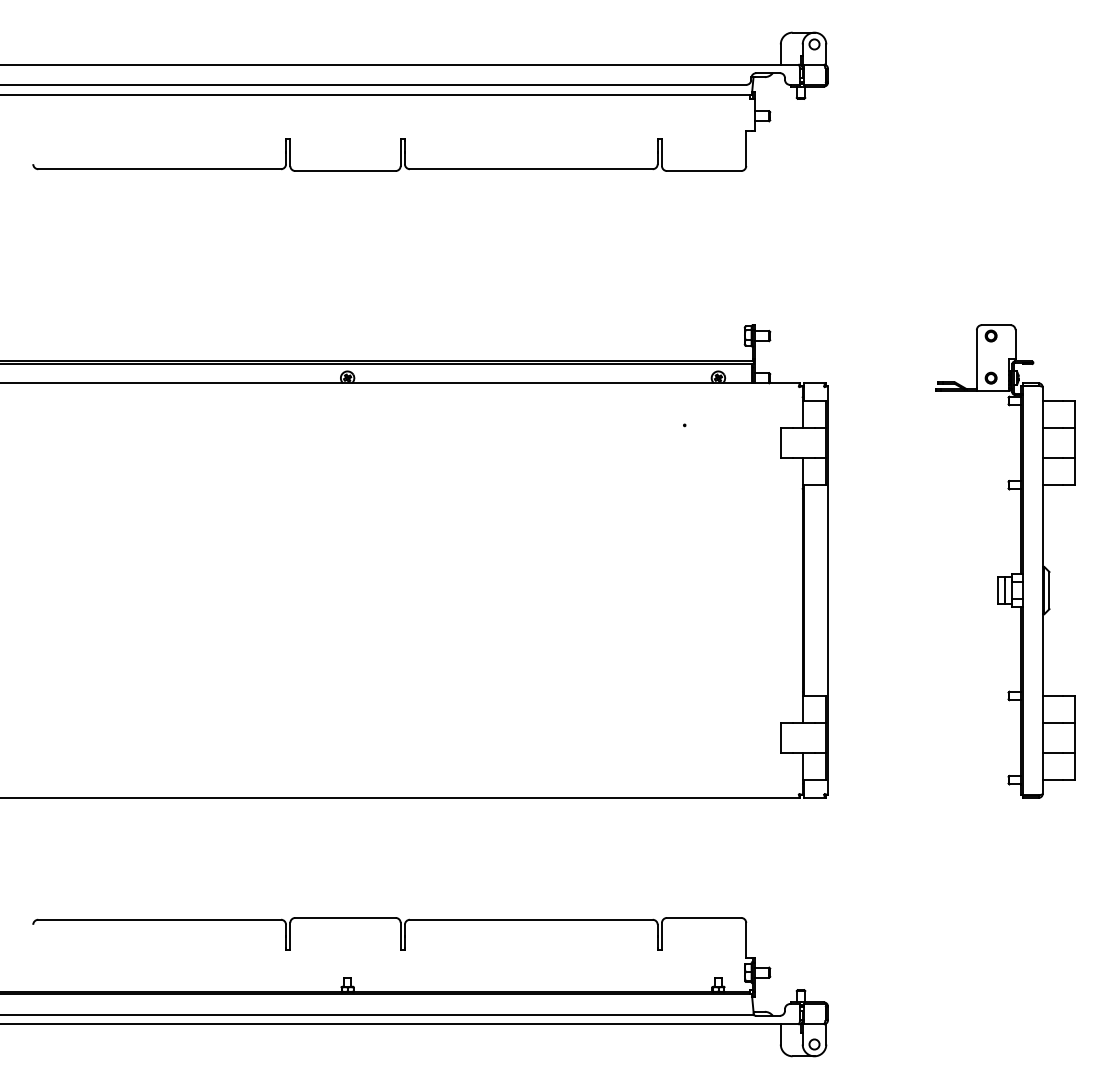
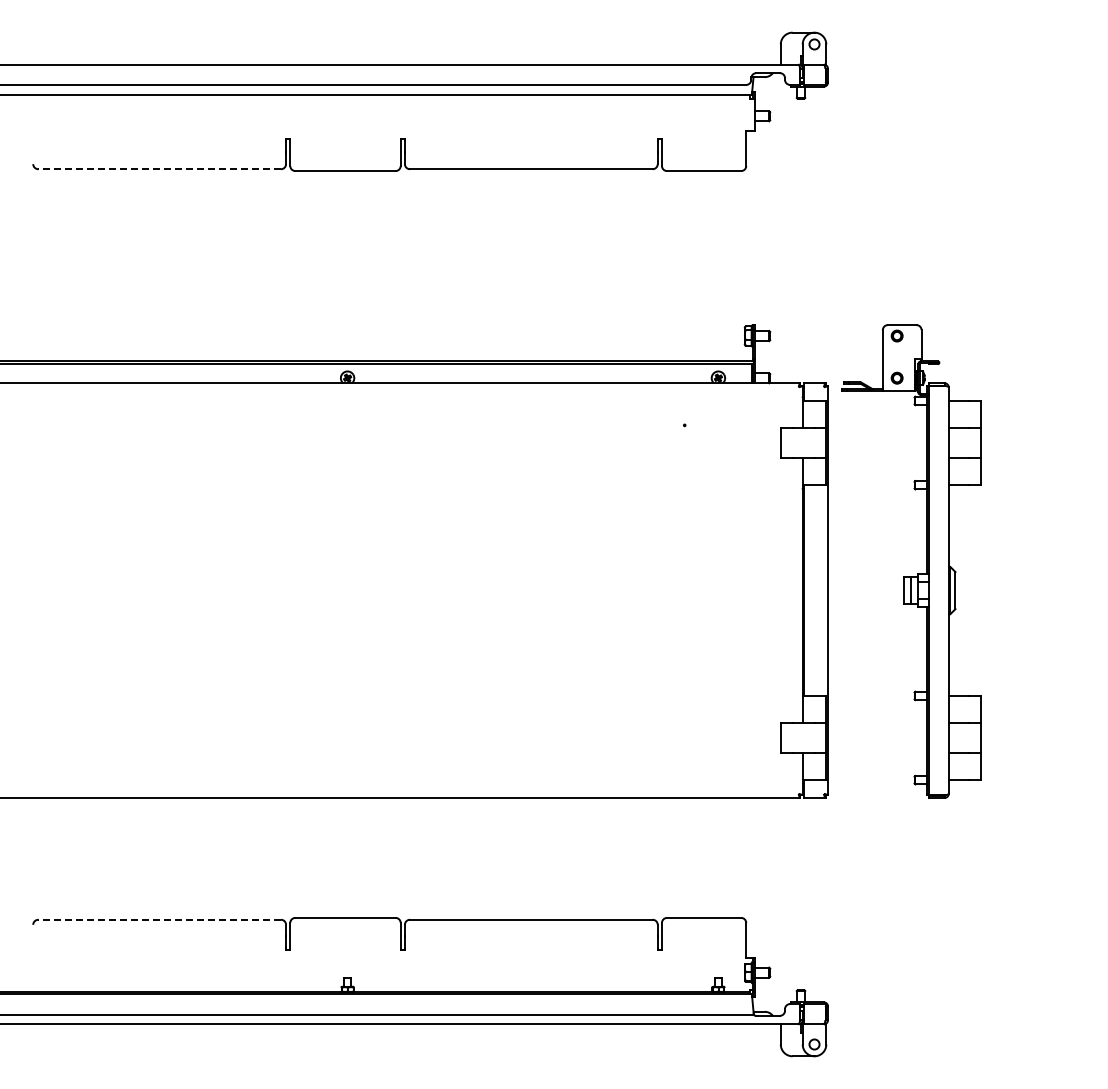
line: solid -> dashed (159, 169)
part position: (1011, 573) -> (917, 573) (917, 573)
line: solid -> dashed (159, 919)
